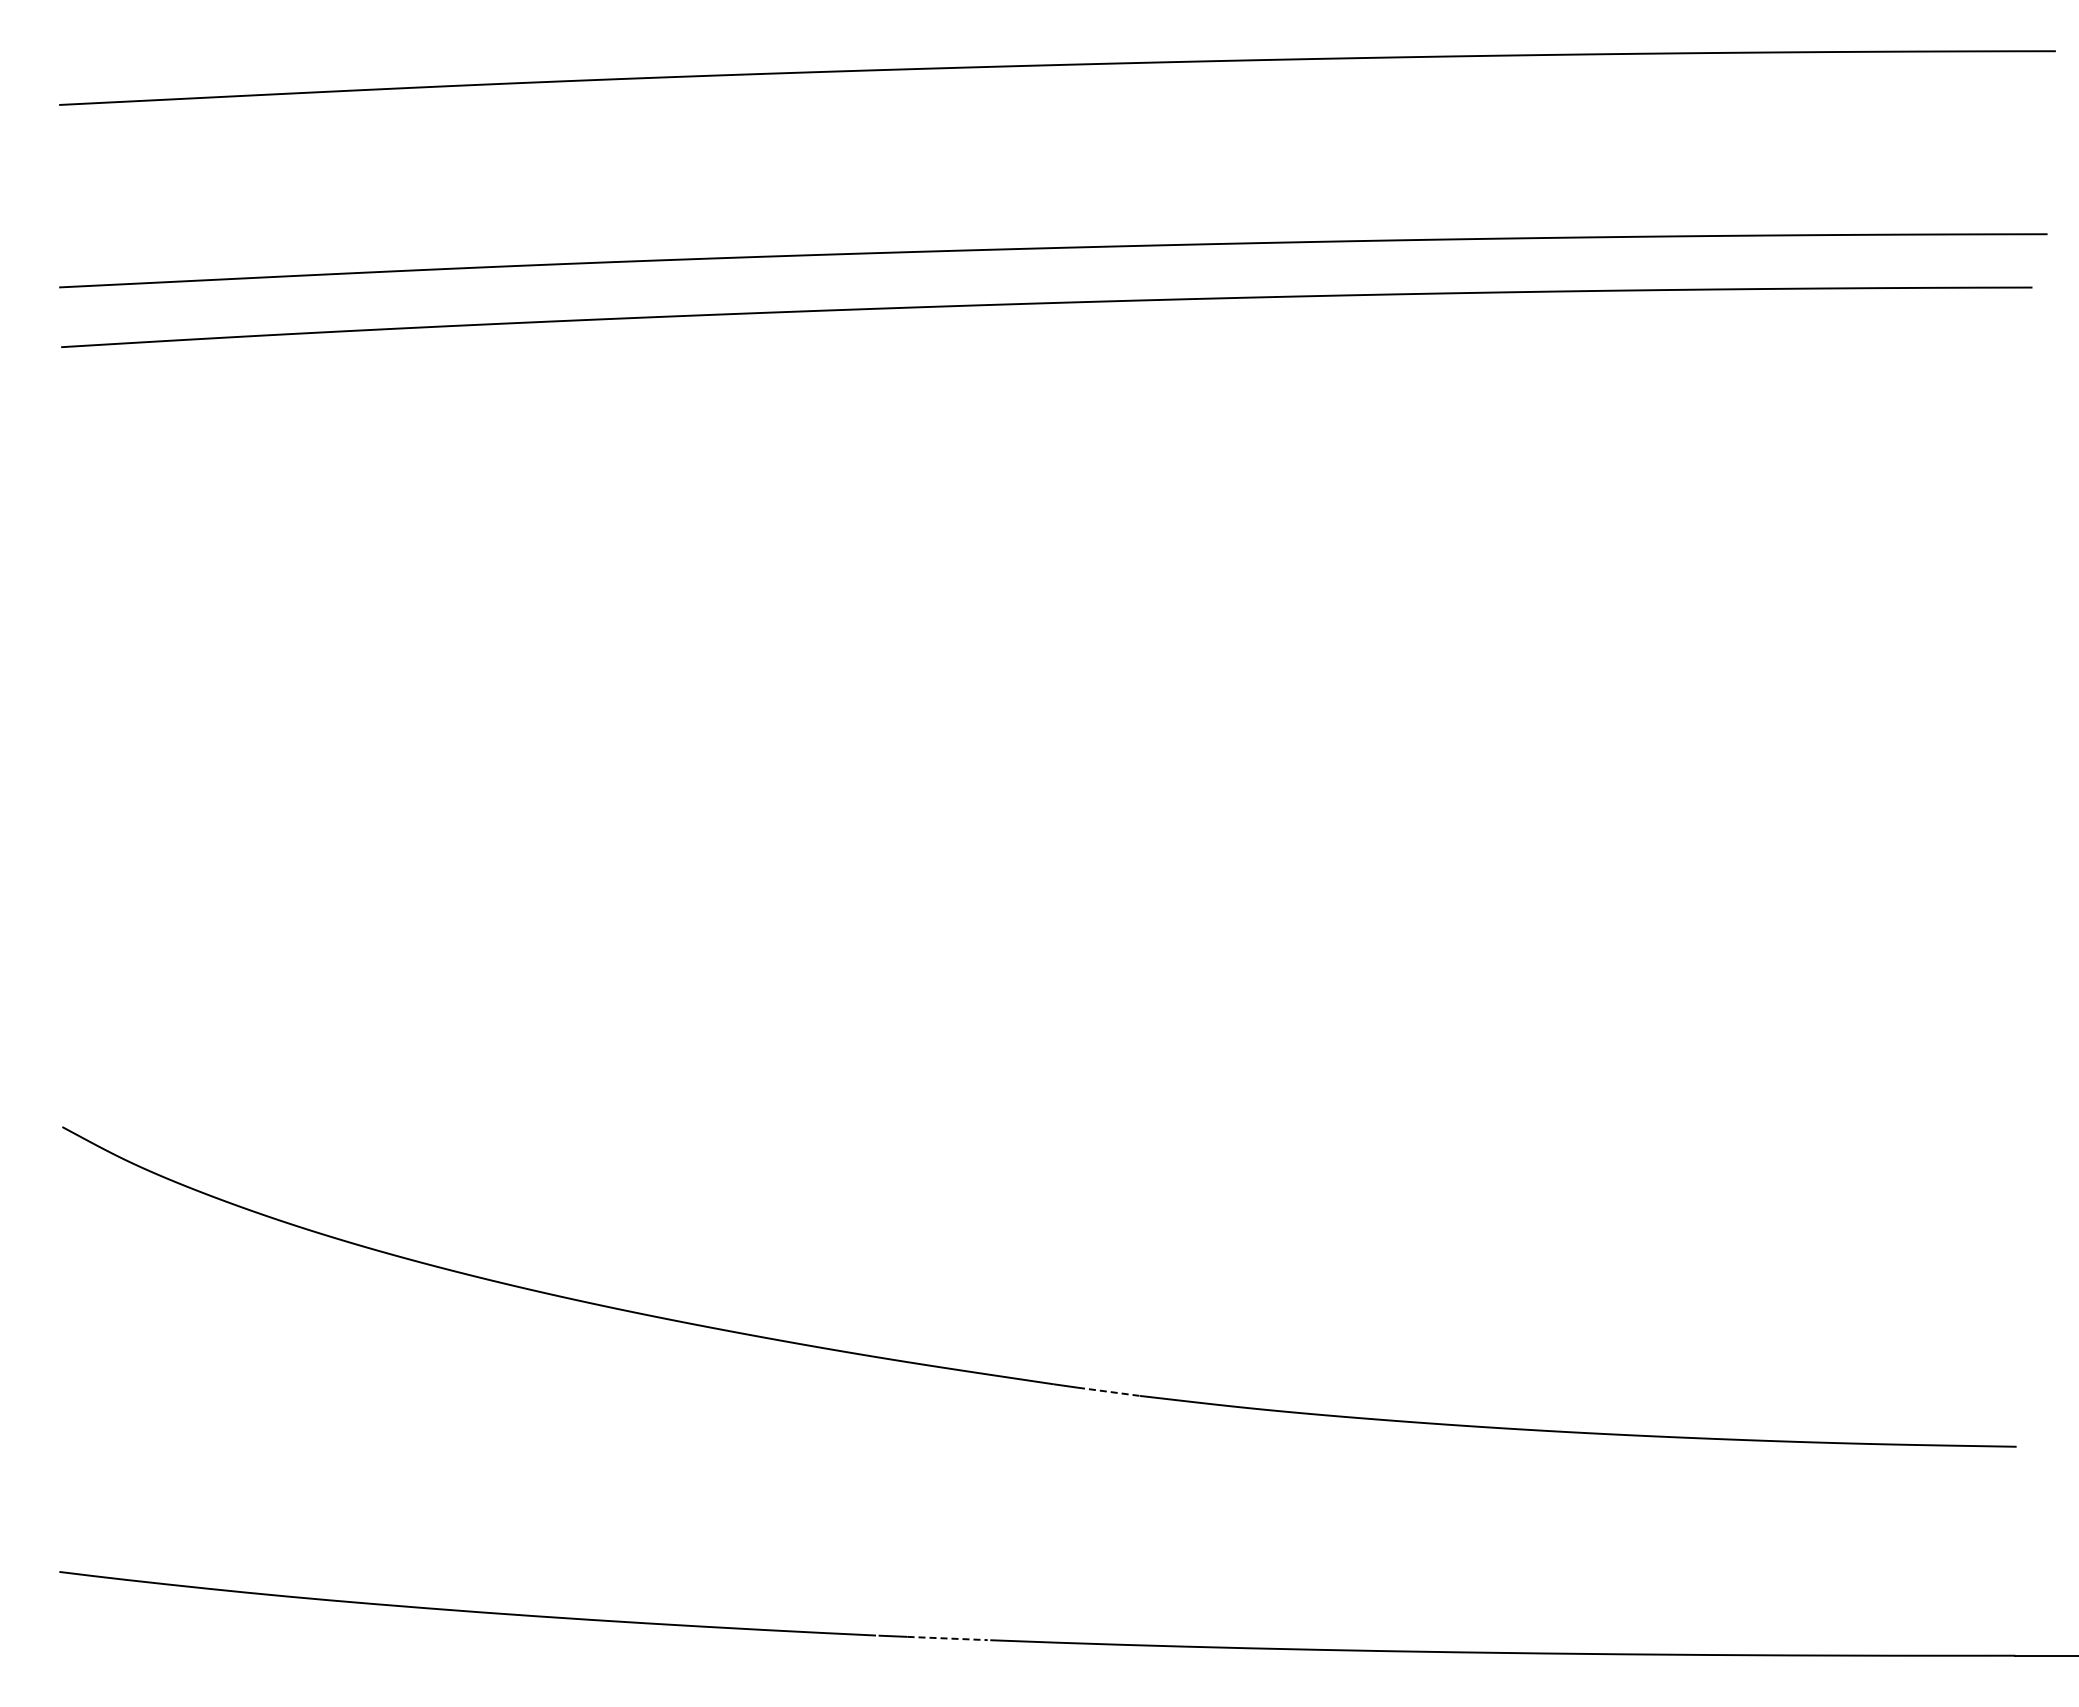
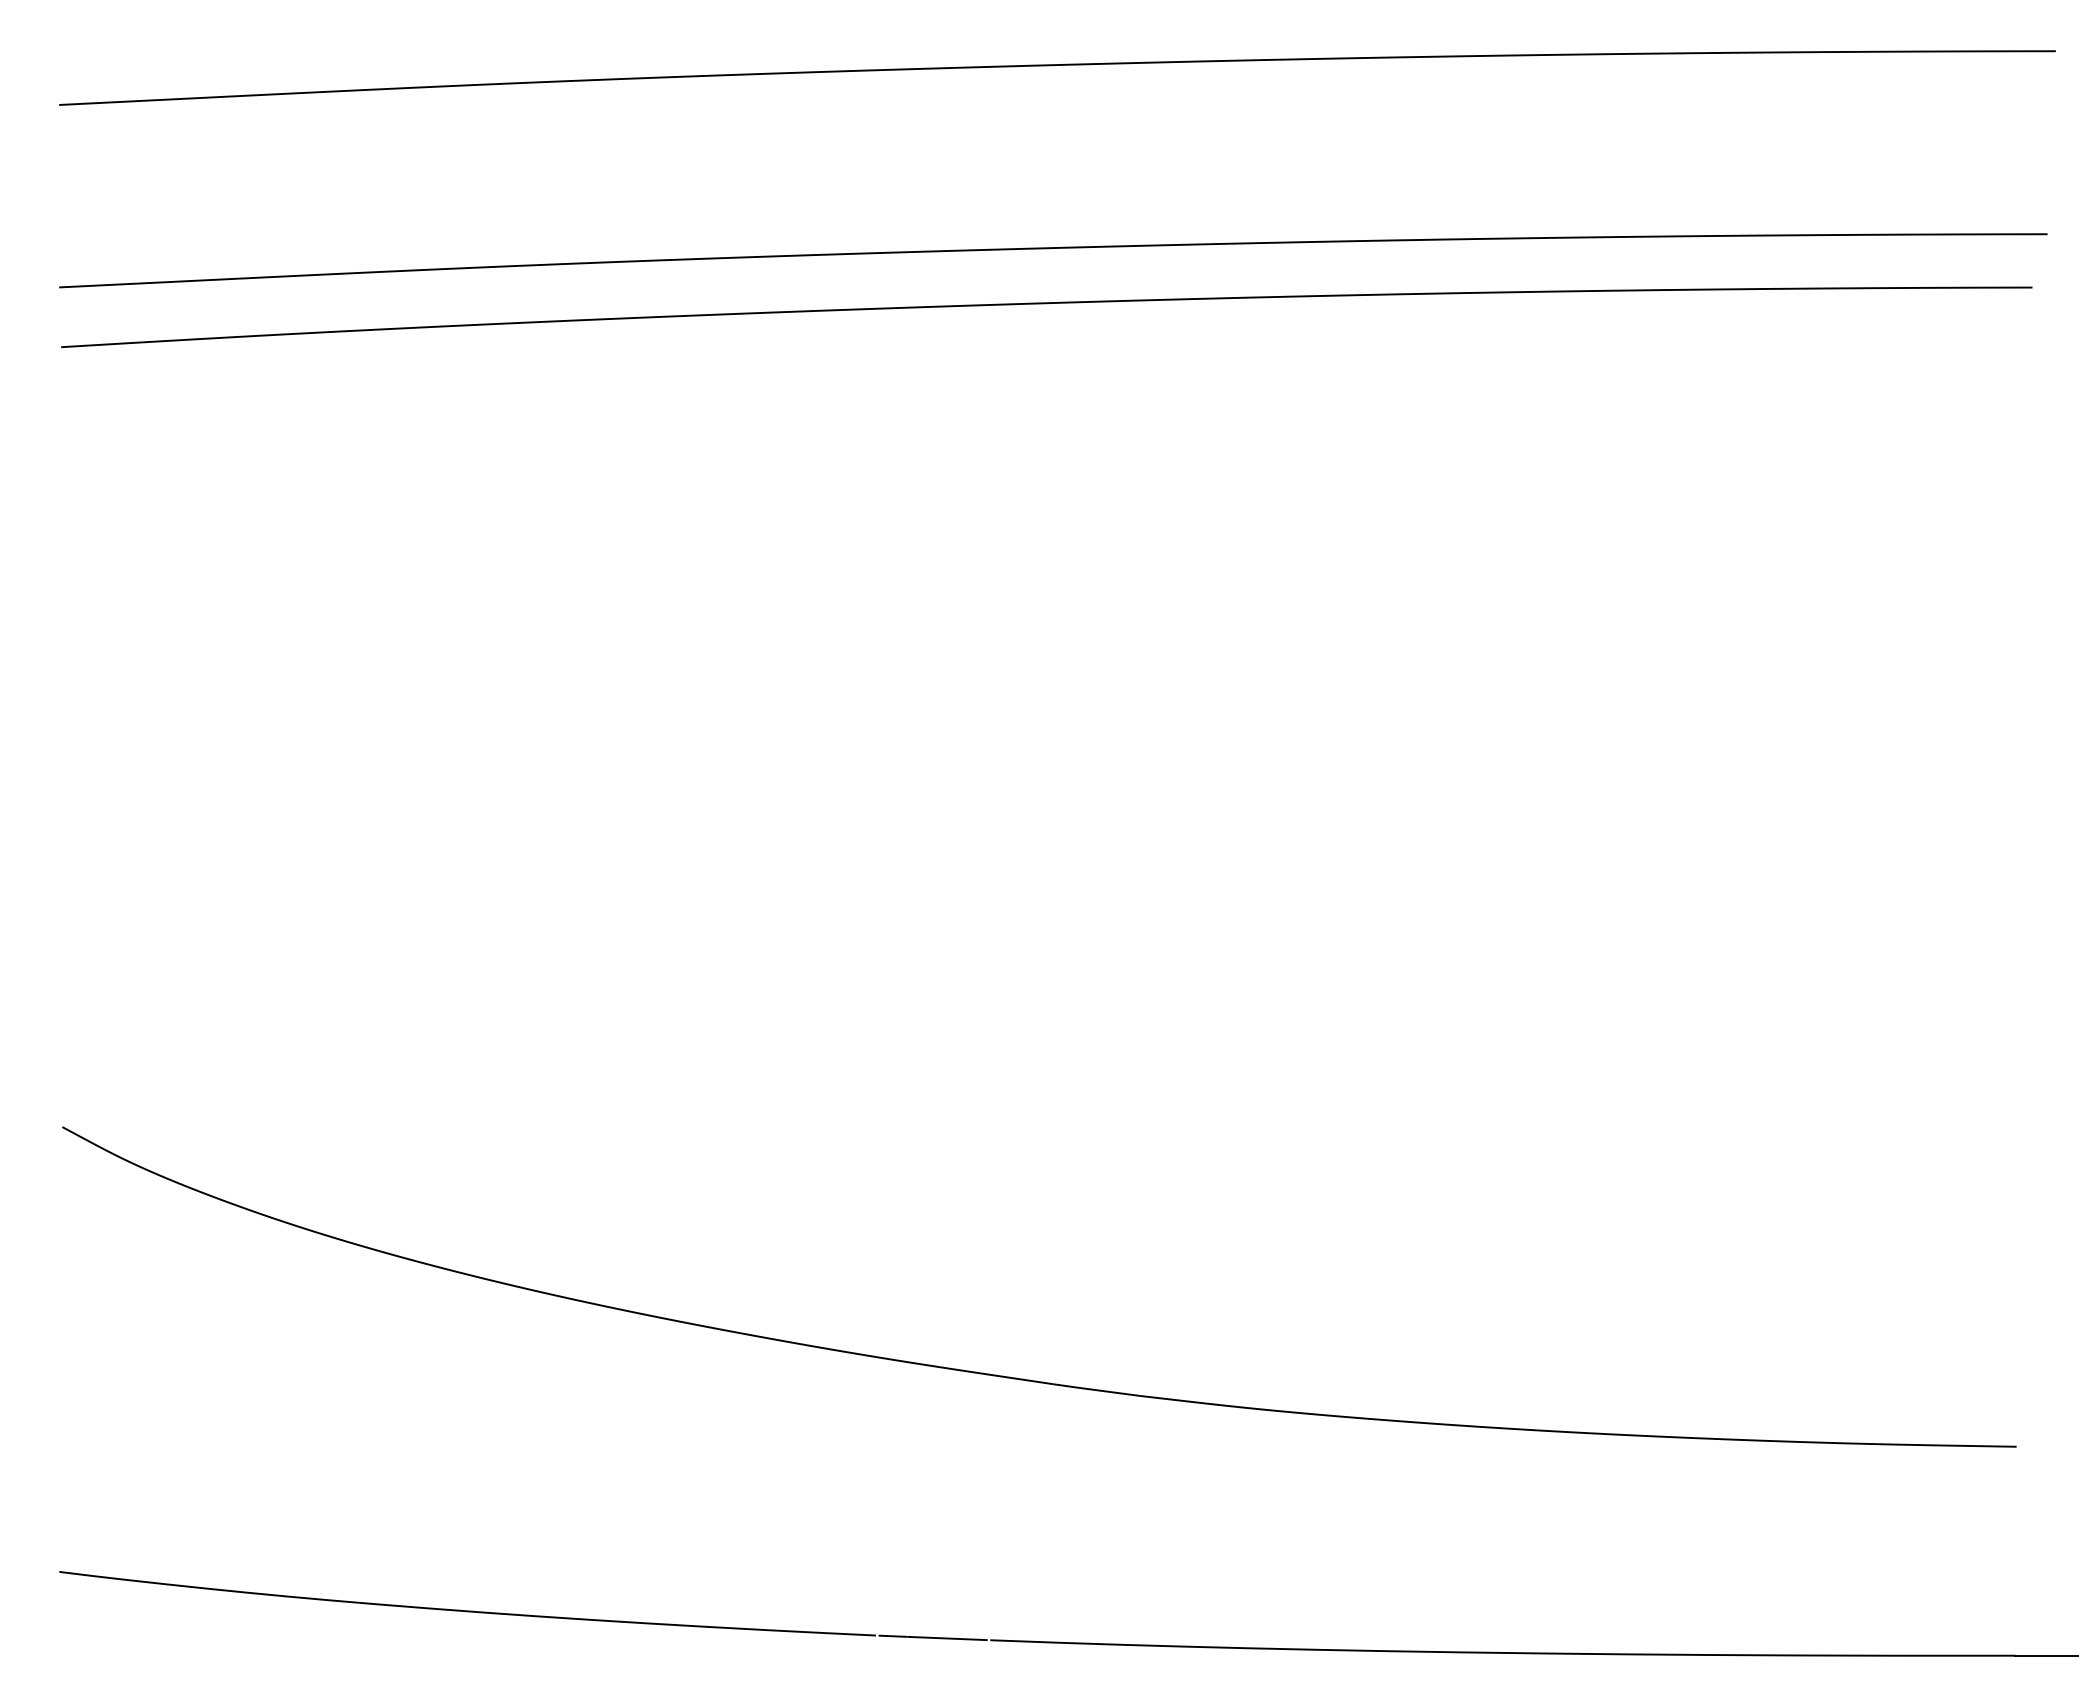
line: dashed -> solid (1109, 1391)
line: dashed -> solid (948, 1638)
